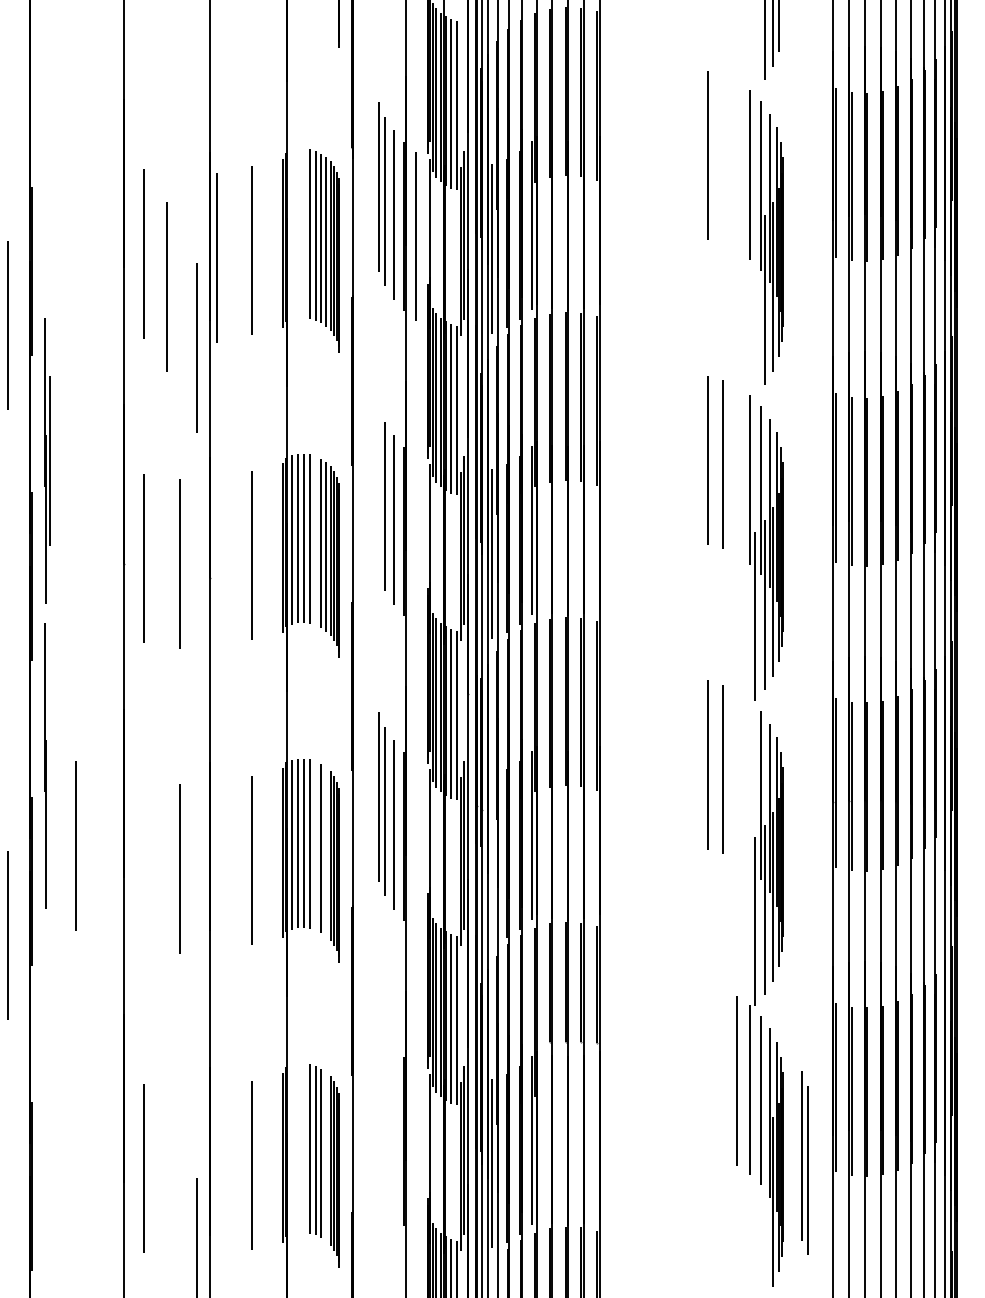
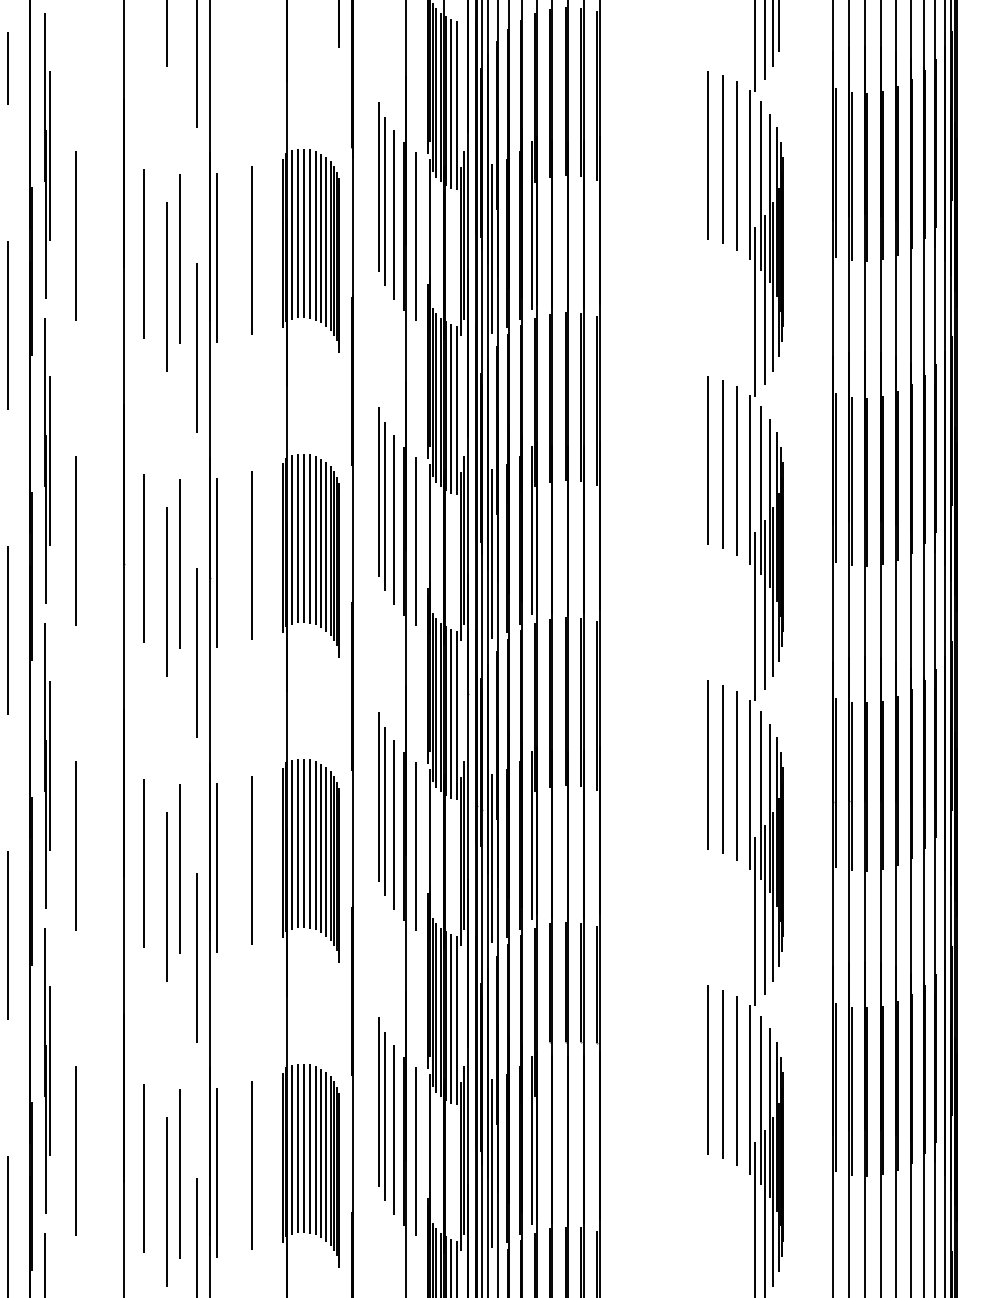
line: none -> present (166, 34)
line: none -> present (755, 46)
line: none -> present (197, 64)
line: none -> present (7, 68)
part: none -> present (47, 155)
line: none -> present (722, 159)
line: none -> present (737, 165)
line: none -> present (297, 233)
line: none -> present (303, 233)
line: none -> present (291, 234)
line: none -> present (75, 235)
line: none -> present (179, 258)
line: none -> present (755, 311)
line: none -> present (736, 470)
line: none -> present (379, 491)
line: none -> present (75, 540)
line: none -> present (315, 540)
line: none -> present (416, 541)
line: none -> present (216, 562)
line: none -> present (166, 591)
line: none -> present (7, 630)
line: none -> present (196, 652)
line: none -> present (50, 765)
line: none -> present (737, 775)
line: none -> present (749, 784)
line: none -> present (315, 845)
line: none -> present (416, 846)
line: none -> present (326, 851)
line: none -> present (491, 858)
line: none -> present (143, 863)
line: none -> present (216, 867)
line: none -> present (166, 896)
line: none -> present (197, 957)
line: none -> present (708, 1069)
part: none -> present (47, 1070)
line: none -> present (723, 1074)
line: none -> present (379, 1101)
line: none -> present (385, 1116)
line: none -> present (393, 1129)
line: none -> present (303, 1147)
line: none -> present (297, 1148)
line: none -> present (291, 1149)
line: none -> present (75, 1150)
line: none -> present (415, 1151)
line: none -> present (326, 1156)
part: present -> none (804, 1162)
line: none -> present (216, 1172)
line: none -> present (180, 1173)
line: none -> present (166, 1201)
line: none -> present (765, 1212)
line: none -> present (755, 1217)
line: none -> present (7, 1224)
line: none -> present (44, 1263)
